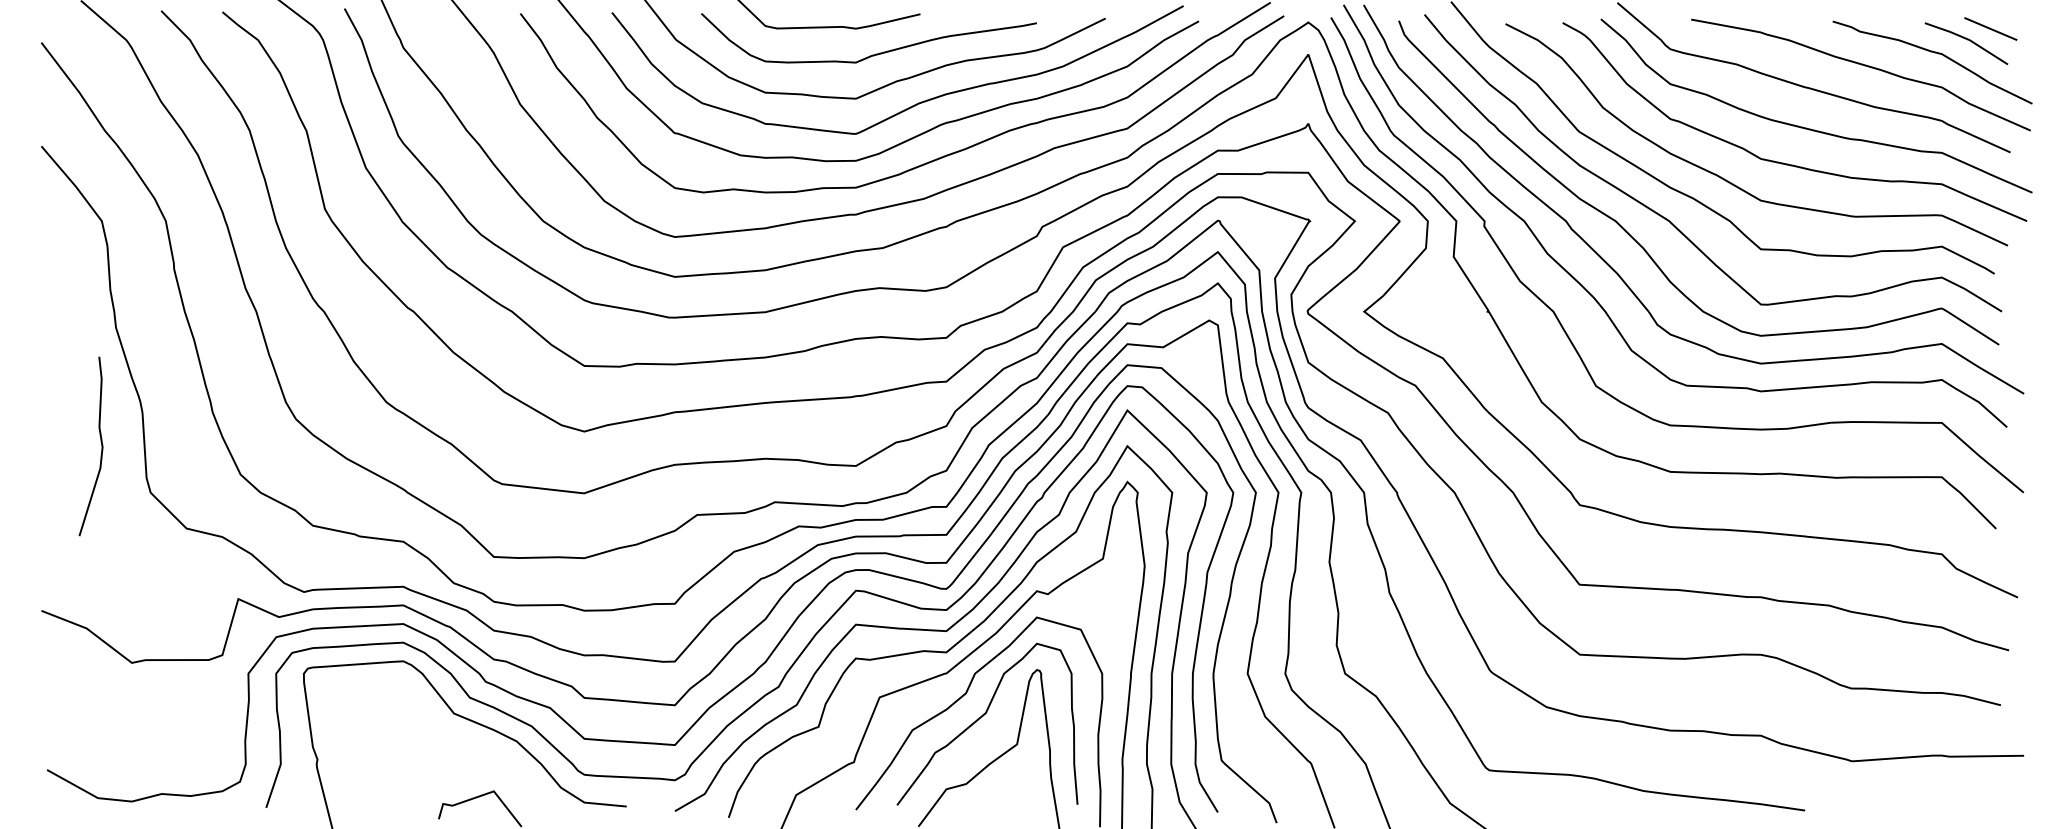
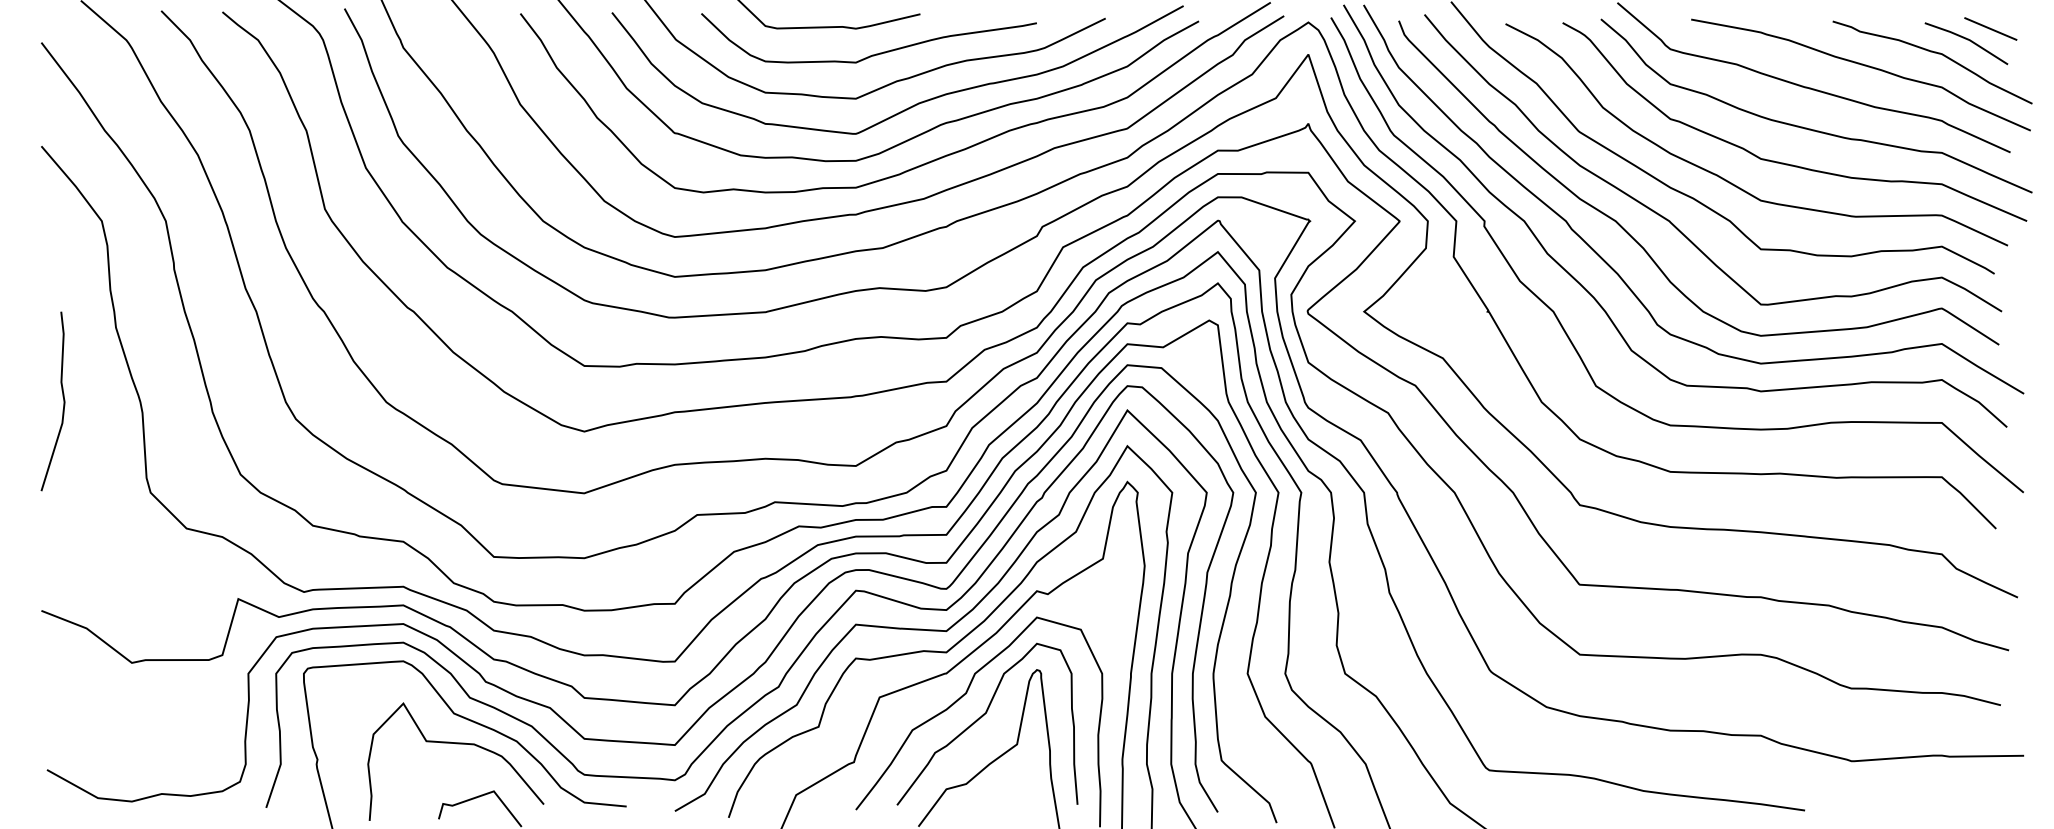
curve position: (101, 446) -> (63, 401) (63, 401)
curve: none -> present (456, 744)
